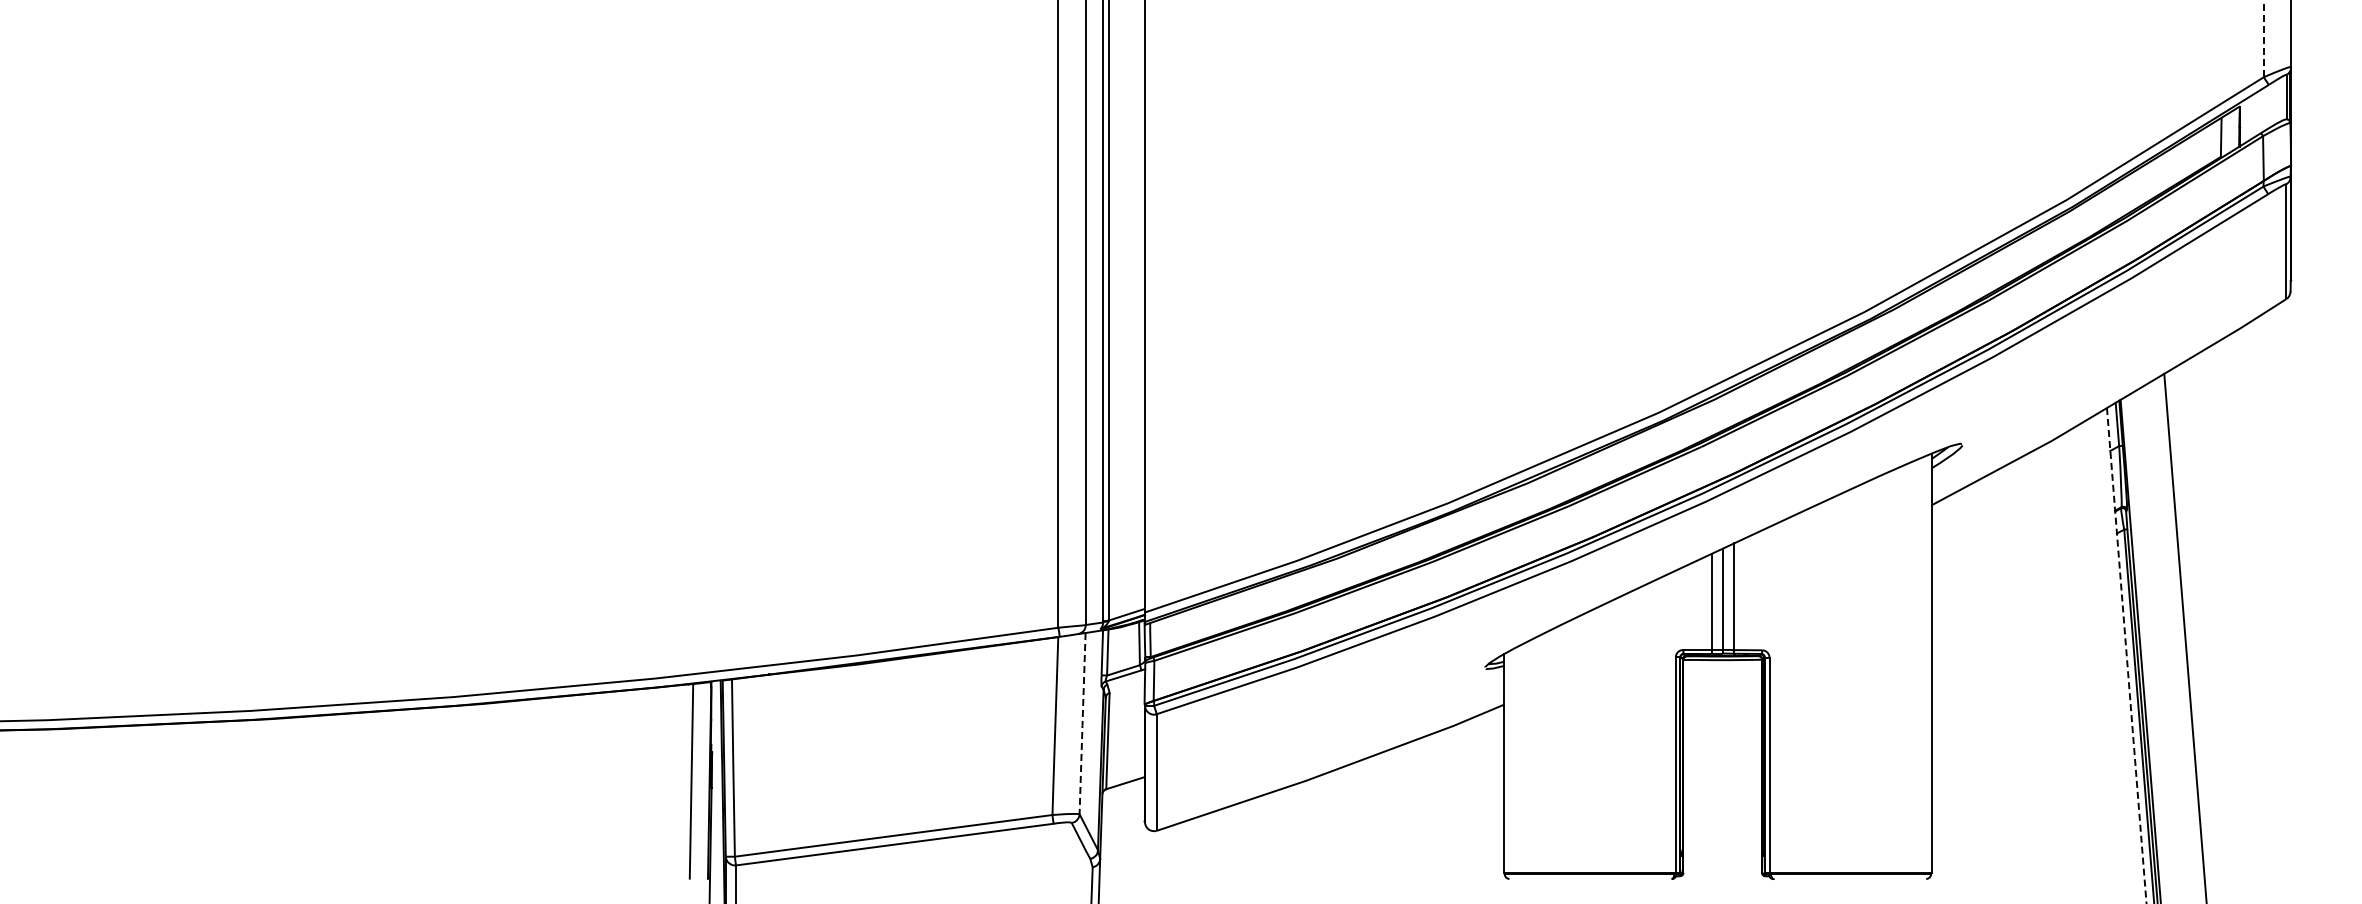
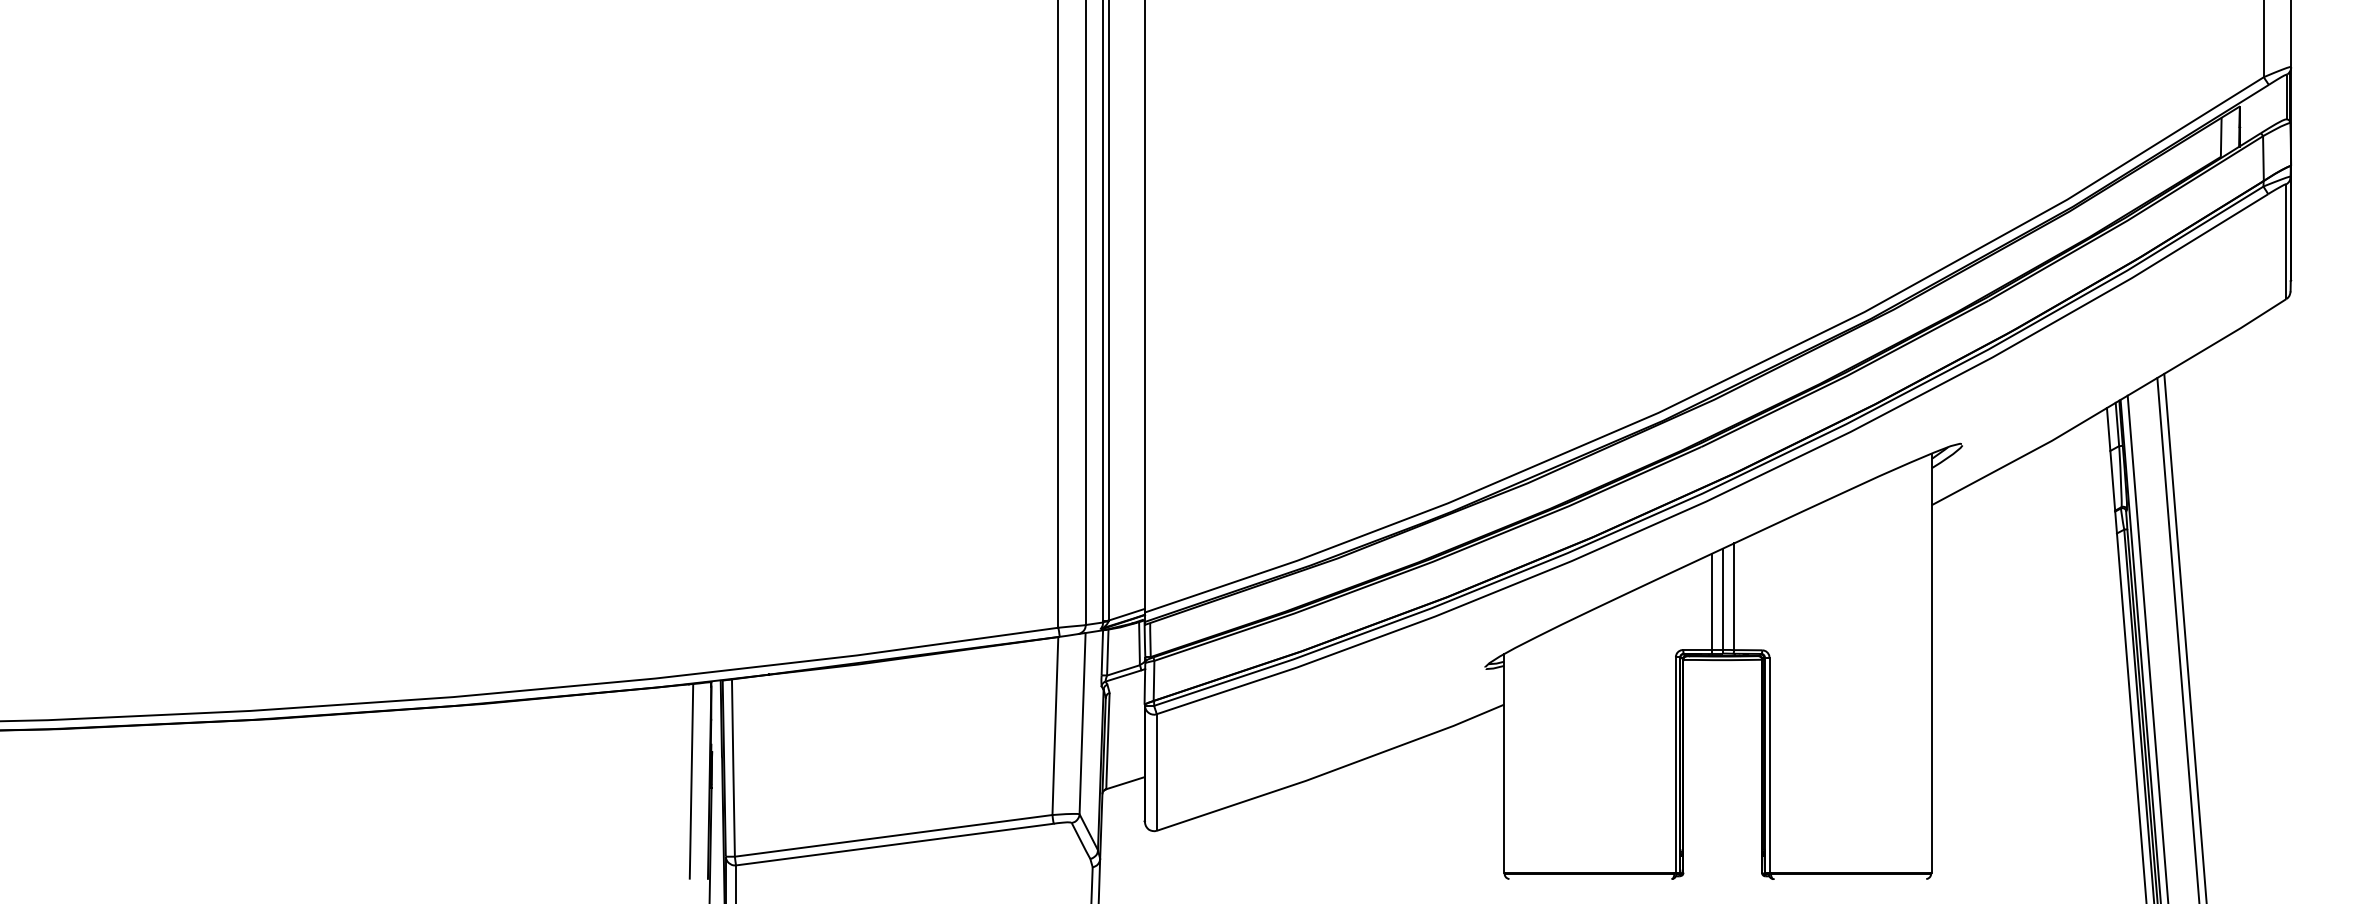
line: dashed -> solid (2263, 38)
line: none -> present (2178, 639)
line: none -> present (2147, 647)
line: dashed -> solid (2126, 656)
line: dashed -> solid (1082, 724)
